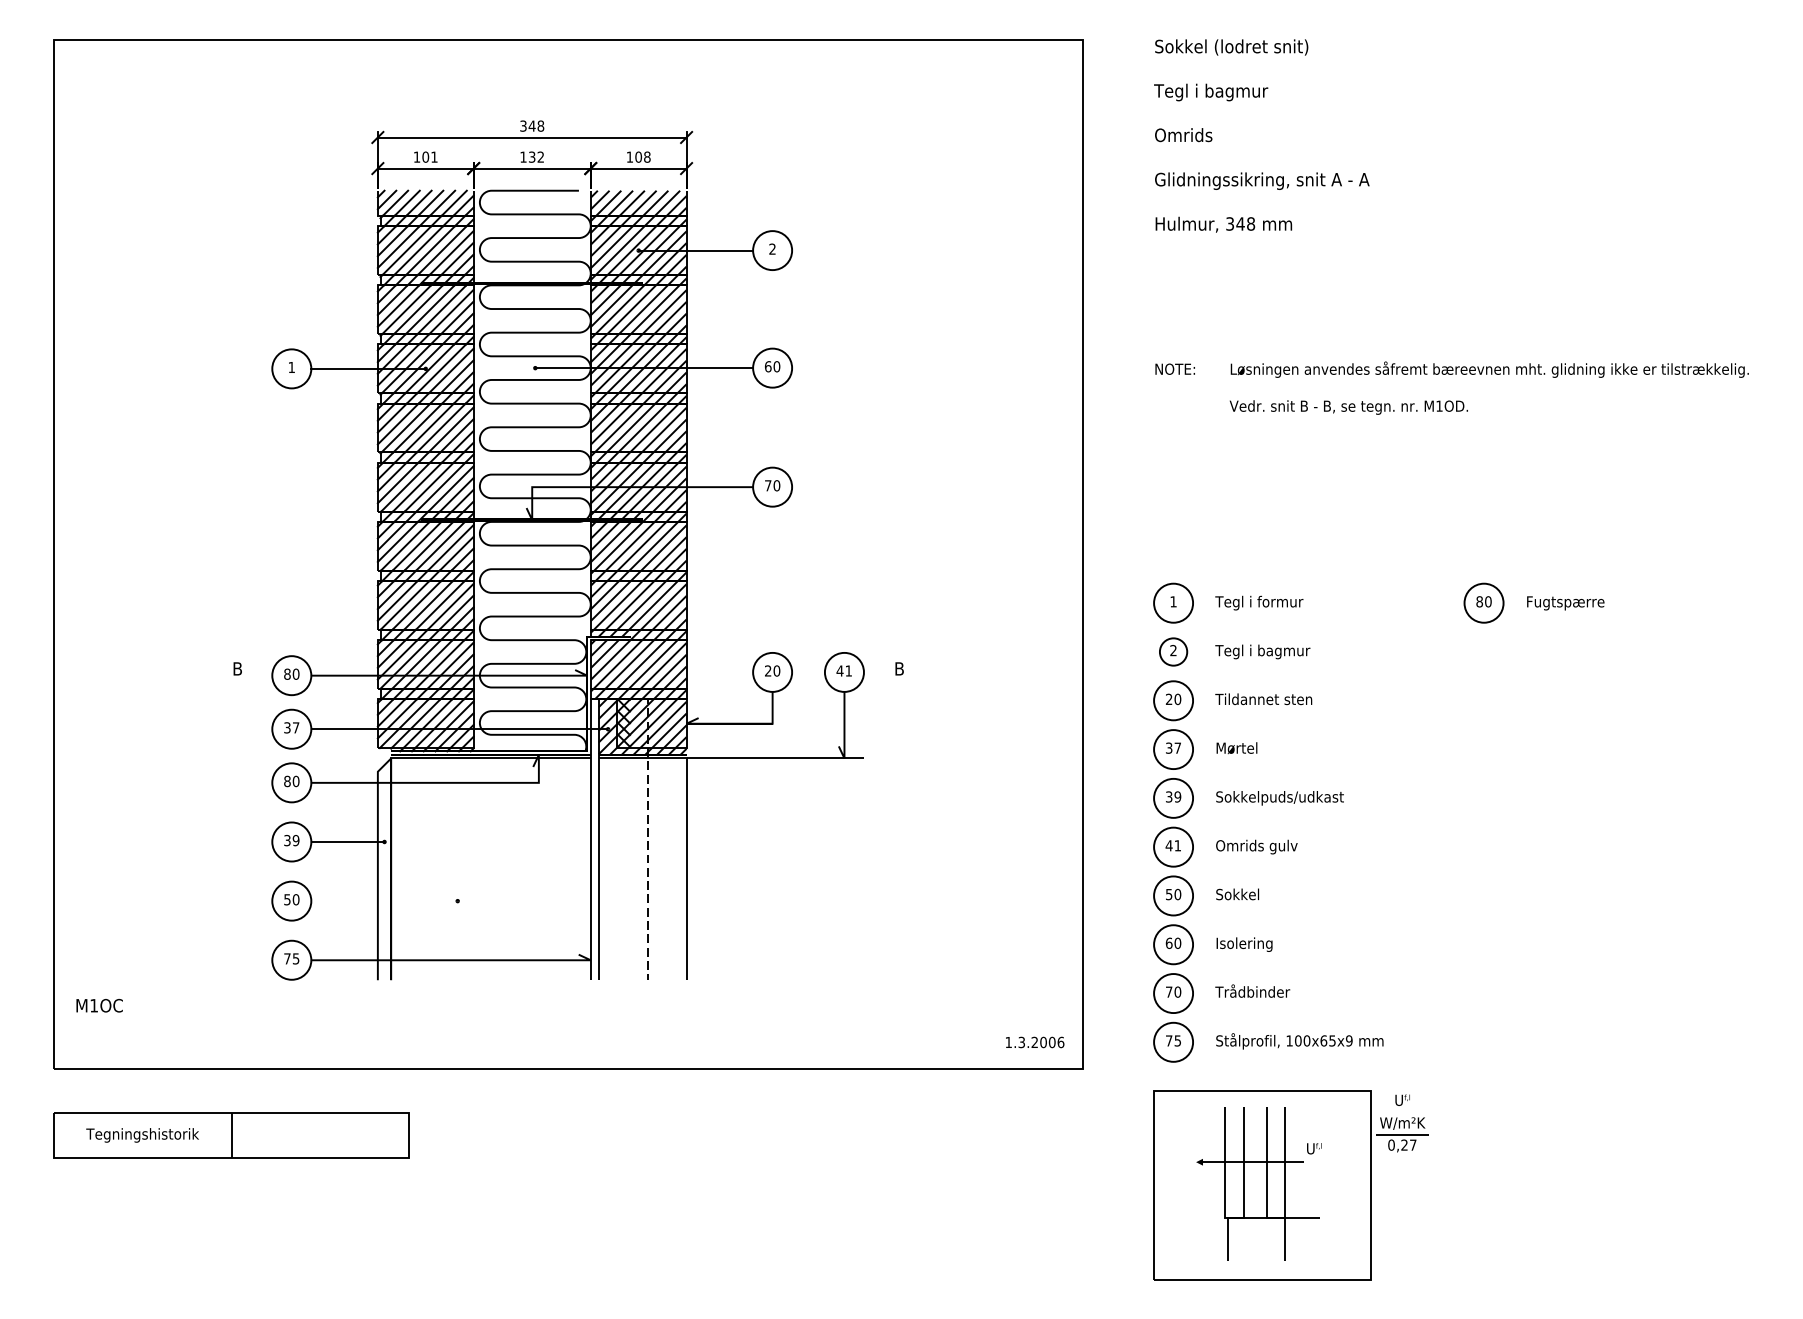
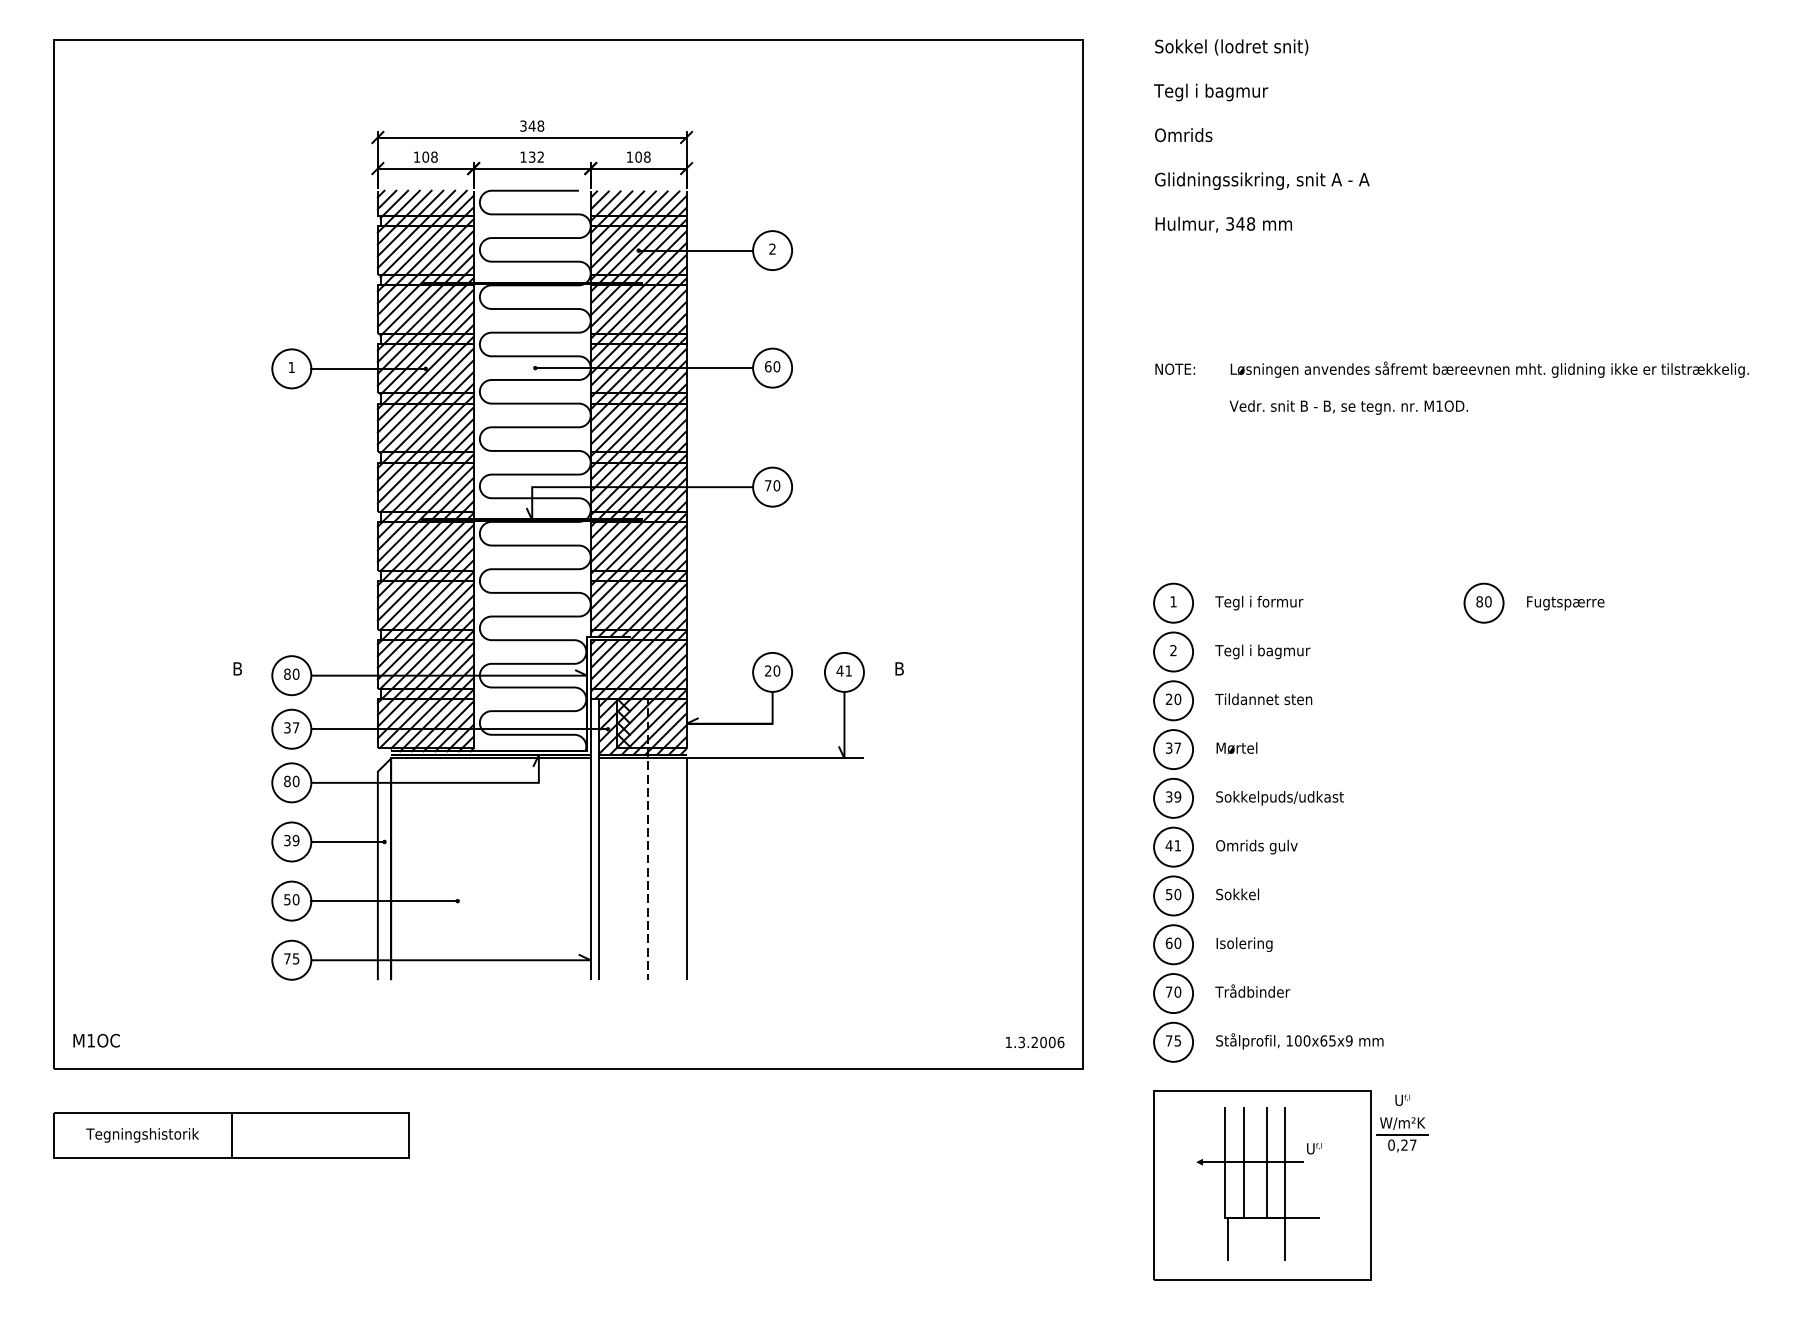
text: 101 -> 108 (434, 156)
circle diameter: 27 px -> 39 px (1173, 651)
line: none -> present (384, 901)
text position: (99, 1005) -> (96, 1040) (96, 1040)
